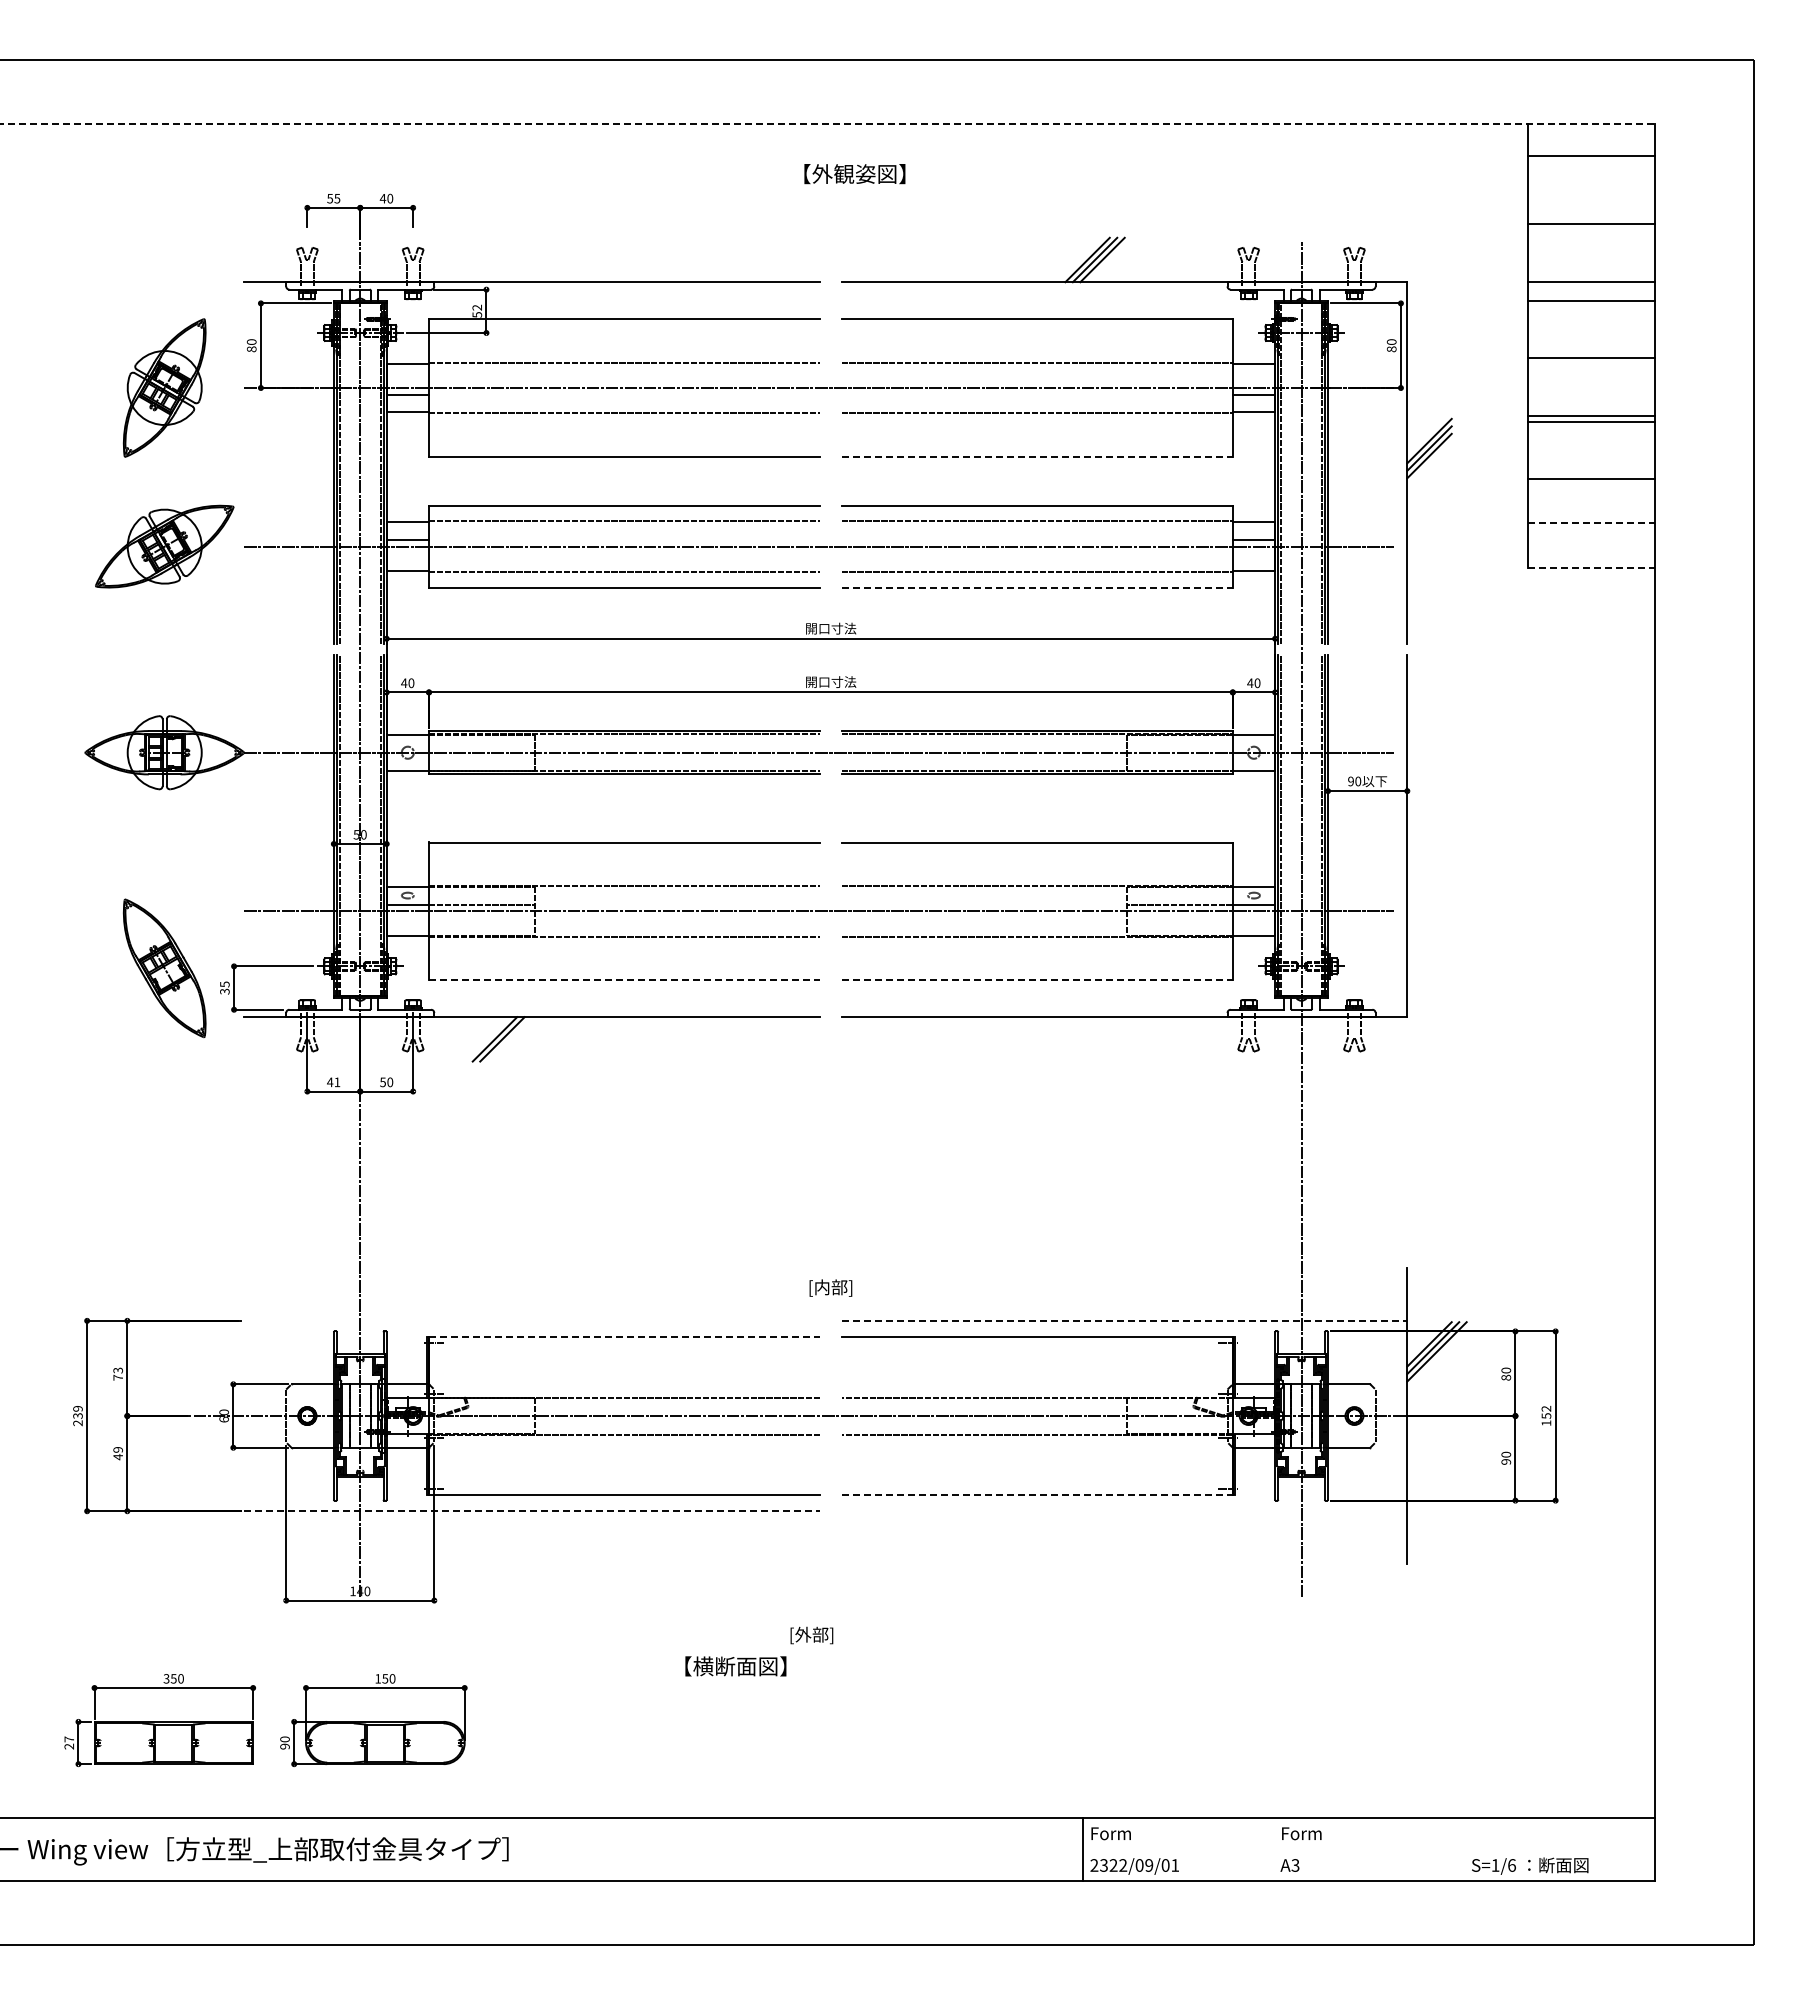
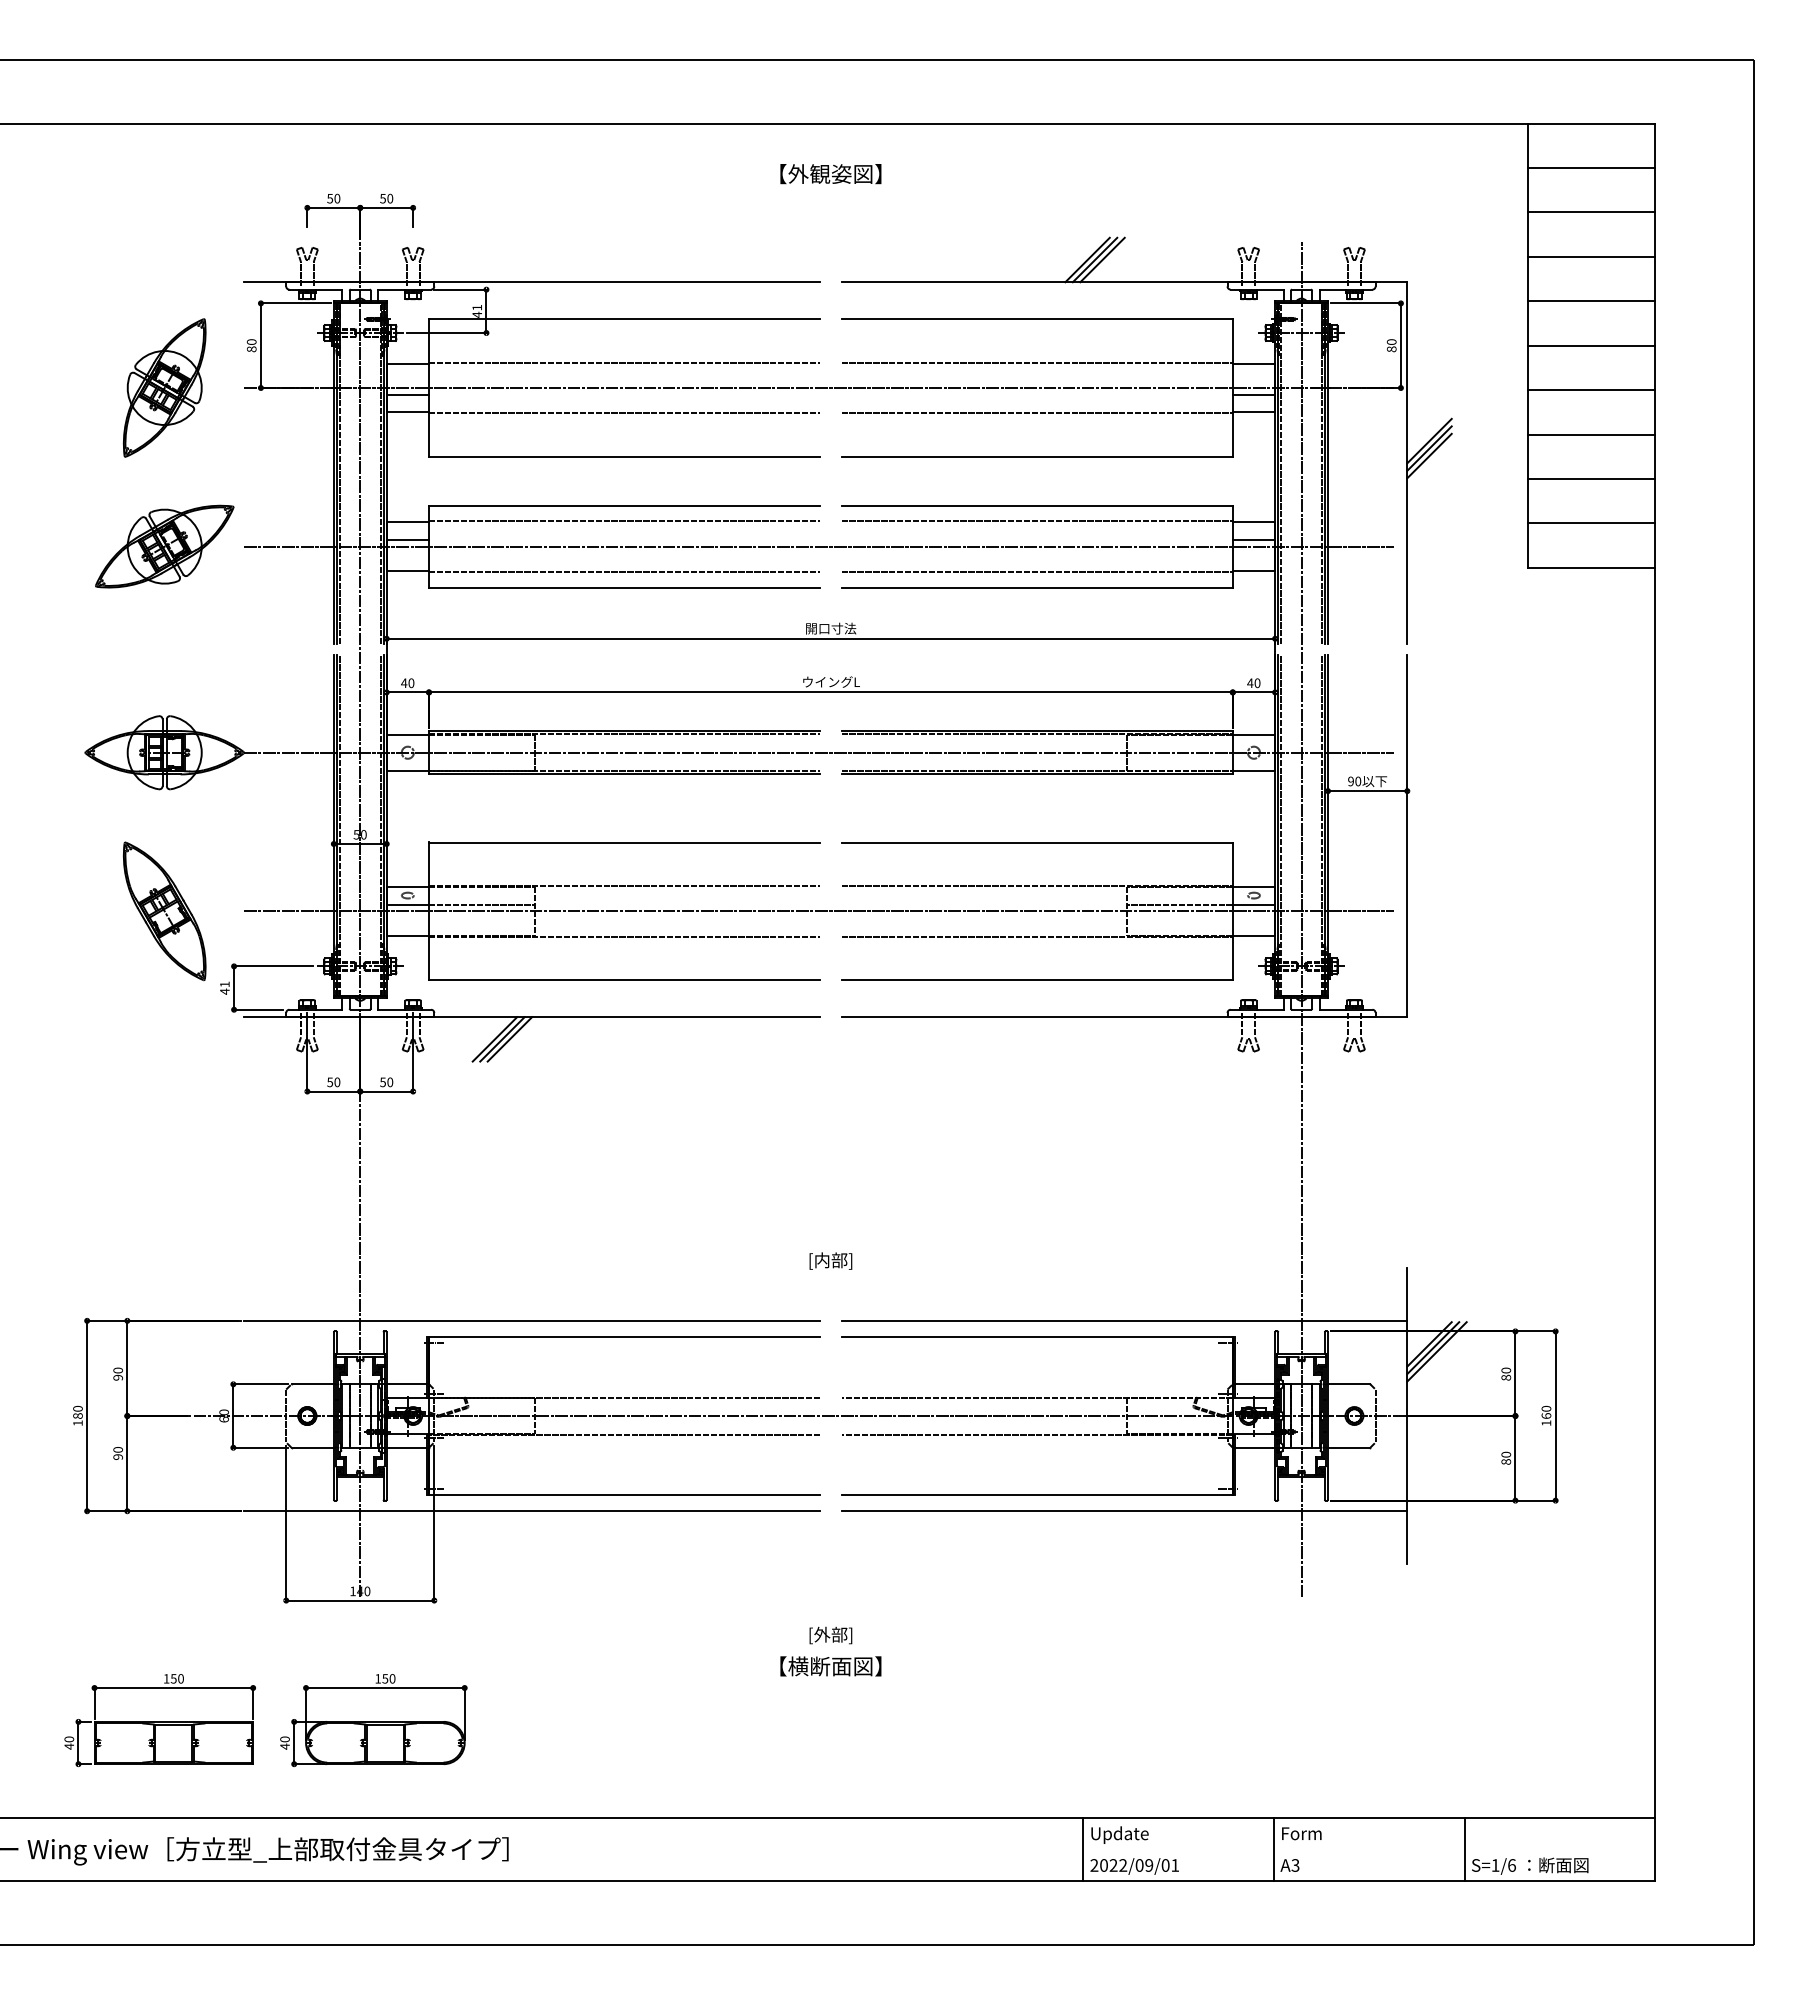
line: dashed -> solid (828, 123)
line position: (1591, 156) -> (1591, 168) (1591, 168)
text position: (854, 174) -> (830, 174) (830, 174)
text: 55 -> 50 (337, 198)
text: 40 -> 50 (382, 198)
line position: (1591, 224) -> (1591, 212) (1591, 212)
line position: (1591, 281) -> (1591, 256) (1591, 256)
text: 52 -> 41 (477, 310)
line position: (1591, 357) -> (1591, 345) (1591, 345)
line position: (1591, 416) -> (1591, 390) (1591, 390)
line position: (1591, 421) -> (1591, 434) (1591, 434)
line: dashed -> solid (1037, 456)
line: dashed -> solid (1592, 523)
line: dashed -> solid (1592, 567)
line: dashed -> solid (1037, 587)
text: 開口寸法 -> ウイングL (831, 682)
part position: (164, 968) -> (164, 911) (164, 911)
line: dashed -> solid (624, 980)
line: dashed -> solid (1037, 980)
text: 35 -> 41 (224, 987)
line: none -> present (509, 1039)
text: 41 -> 50 (333, 1082)
text position: (830, 1287) -> (830, 1260) (830, 1260)
line: none -> present (531, 1320)
line: dashed -> solid (1124, 1320)
line: dashed -> solid (624, 1336)
text: 73 -> 90 (118, 1373)
text: 152 -> 160 (1546, 1411)
text: 239 -> 180 (77, 1416)
text: 49 -> 90 (118, 1453)
text: 90 -> 80 (1506, 1461)
line: dashed -> solid (1037, 1495)
line: dashed -> solid (532, 1511)
line: none -> present (1124, 1511)
text position: (811, 1635) -> (830, 1635) (830, 1635)
text position: (735, 1666) -> (830, 1666) (830, 1666)
text: 350 -> 150 (166, 1678)
text: 27 -> 40 (69, 1742)
text: 90 -> 40 (284, 1746)
text: Form -> Update (1119, 1834)
line: none -> present (1273, 1849)
line: none -> present (1464, 1849)
text: 2322/09/01 -> 2022/09/01 (1103, 1865)
